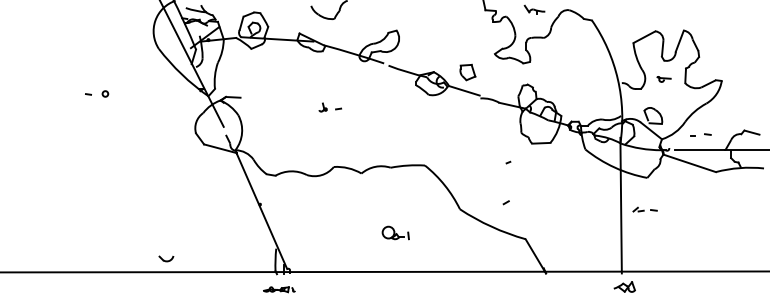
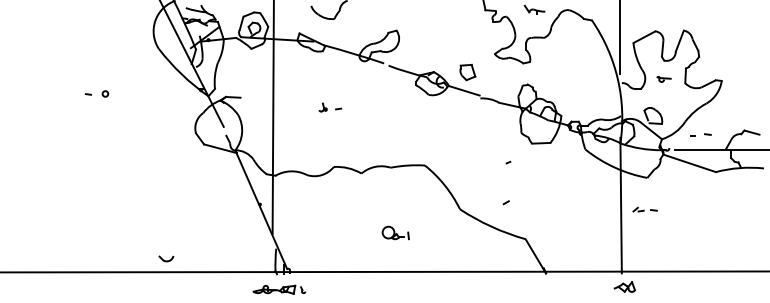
line: none -> present (619, 38)
line: none -> present (272, 118)
part size: 33x8 px -> 55x11 px (279, 289)
